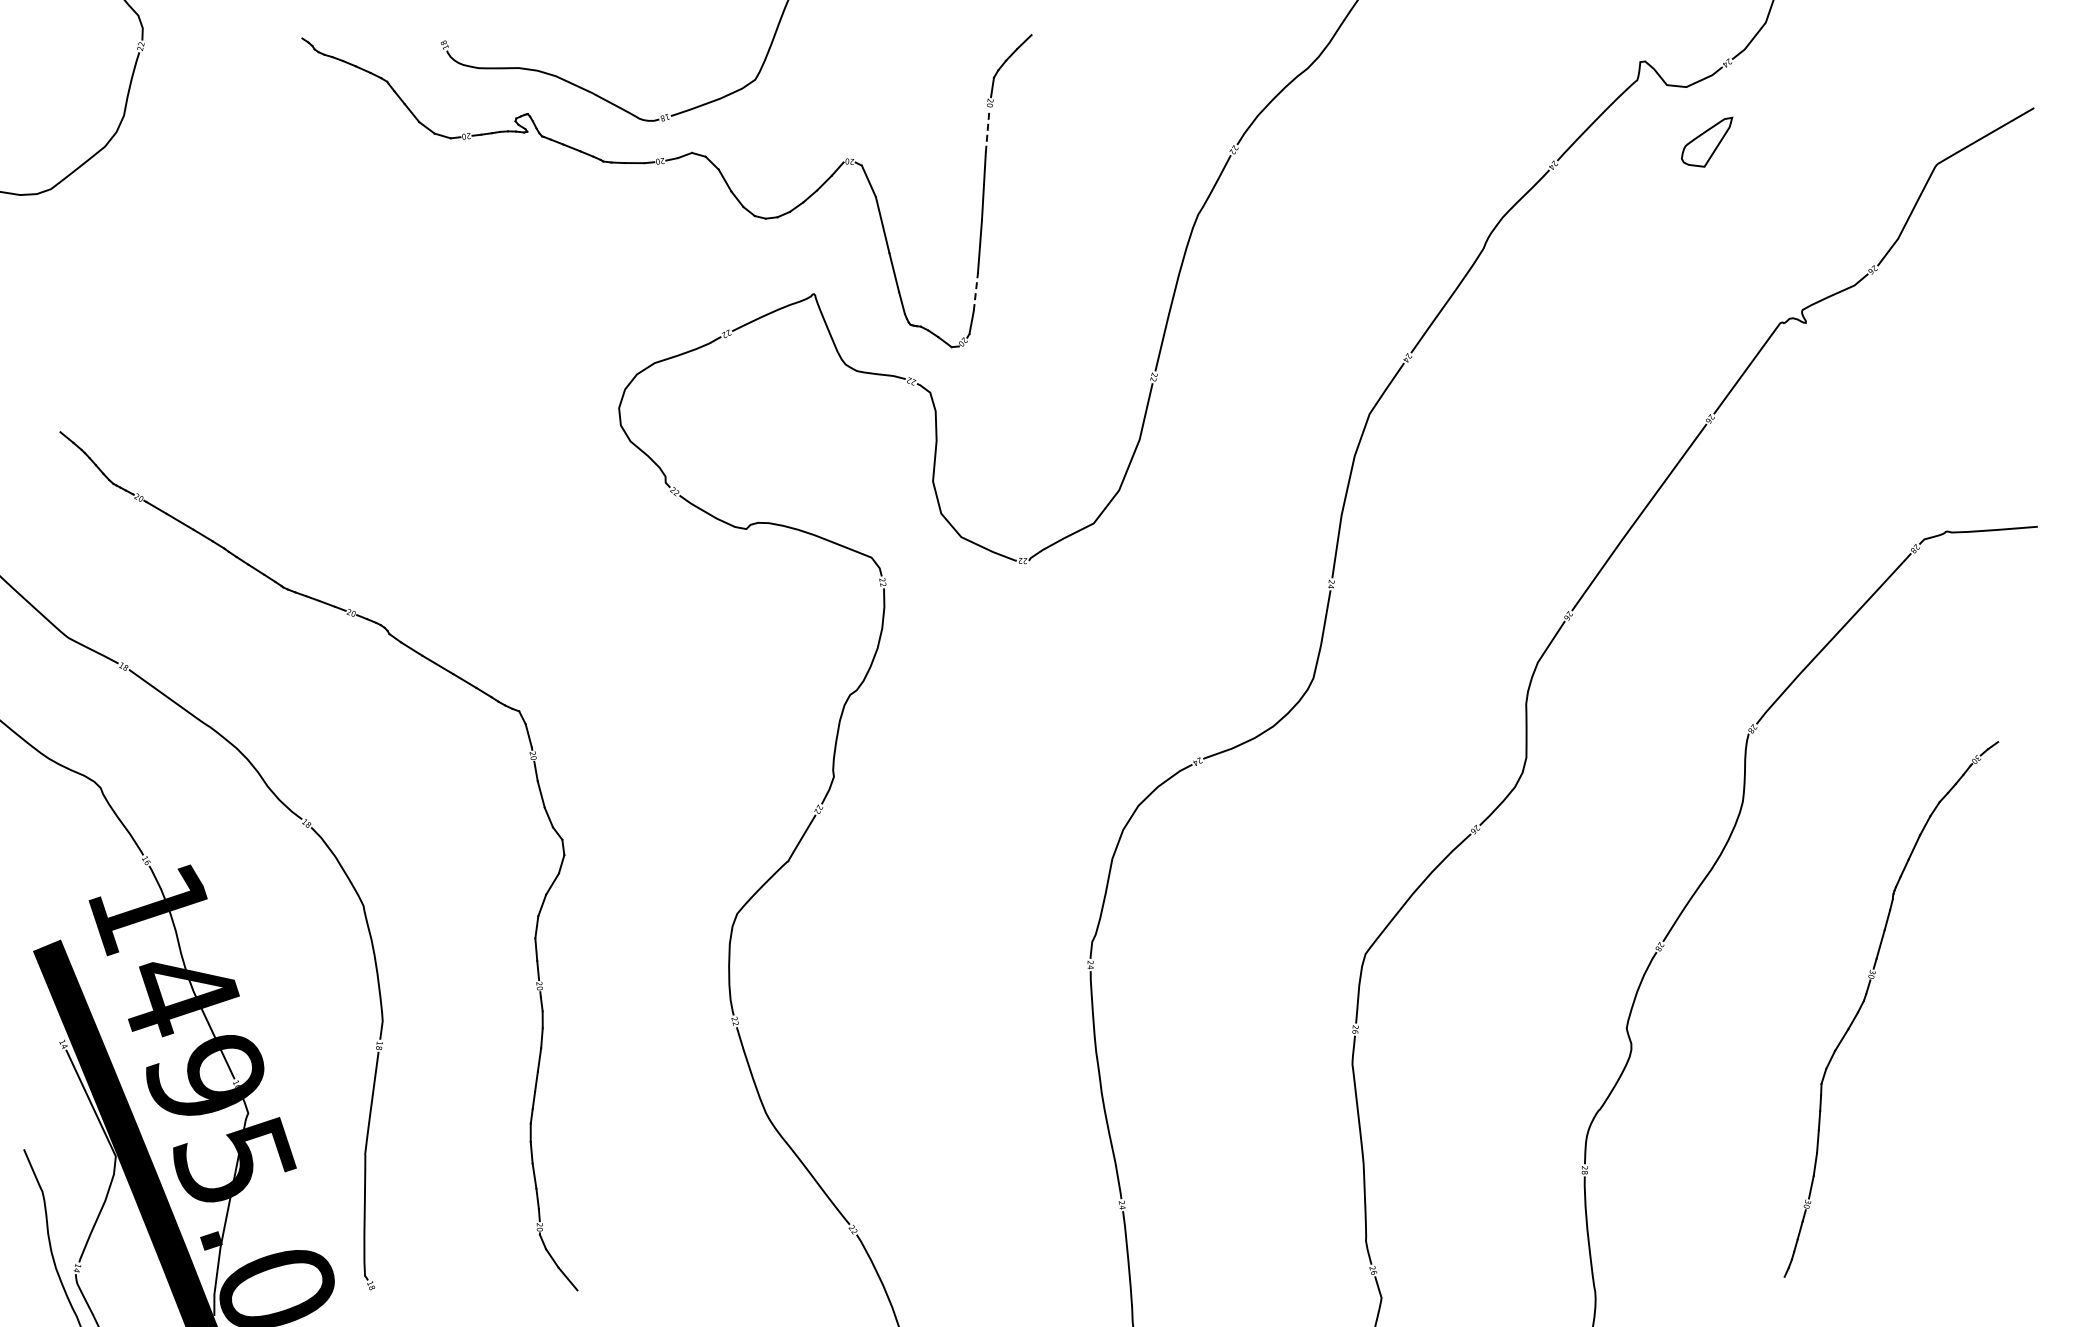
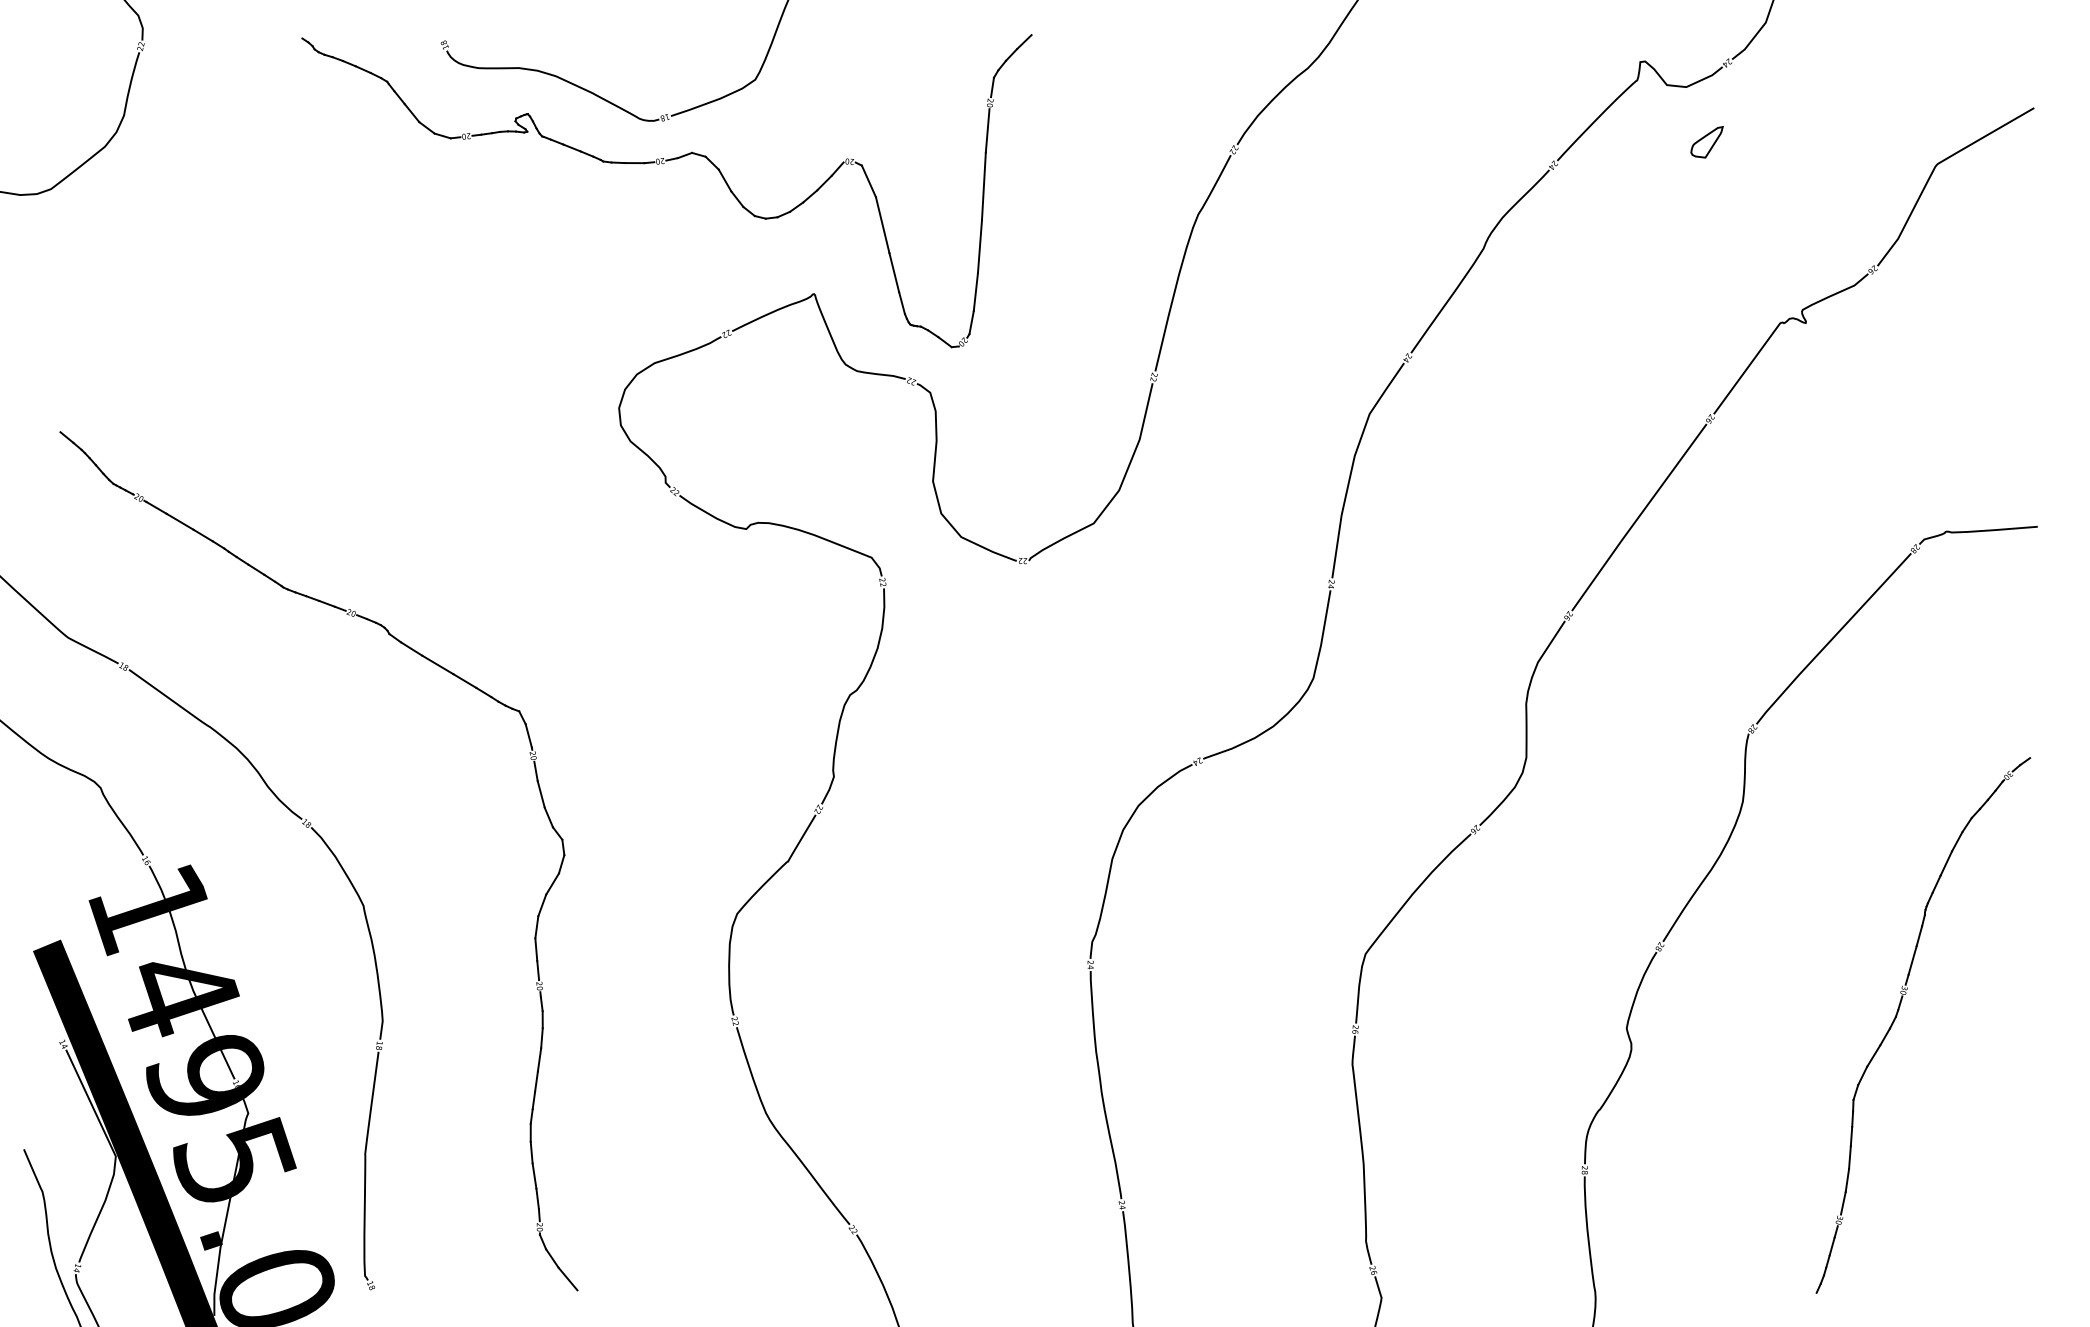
line: dashed -> solid (987, 130)
part size: 53x52 px -> 34x33 px (1706, 142)
line: dashed -> solid (975, 291)
part position: (1865, 1000) -> (1897, 1016) (1897, 1016)
